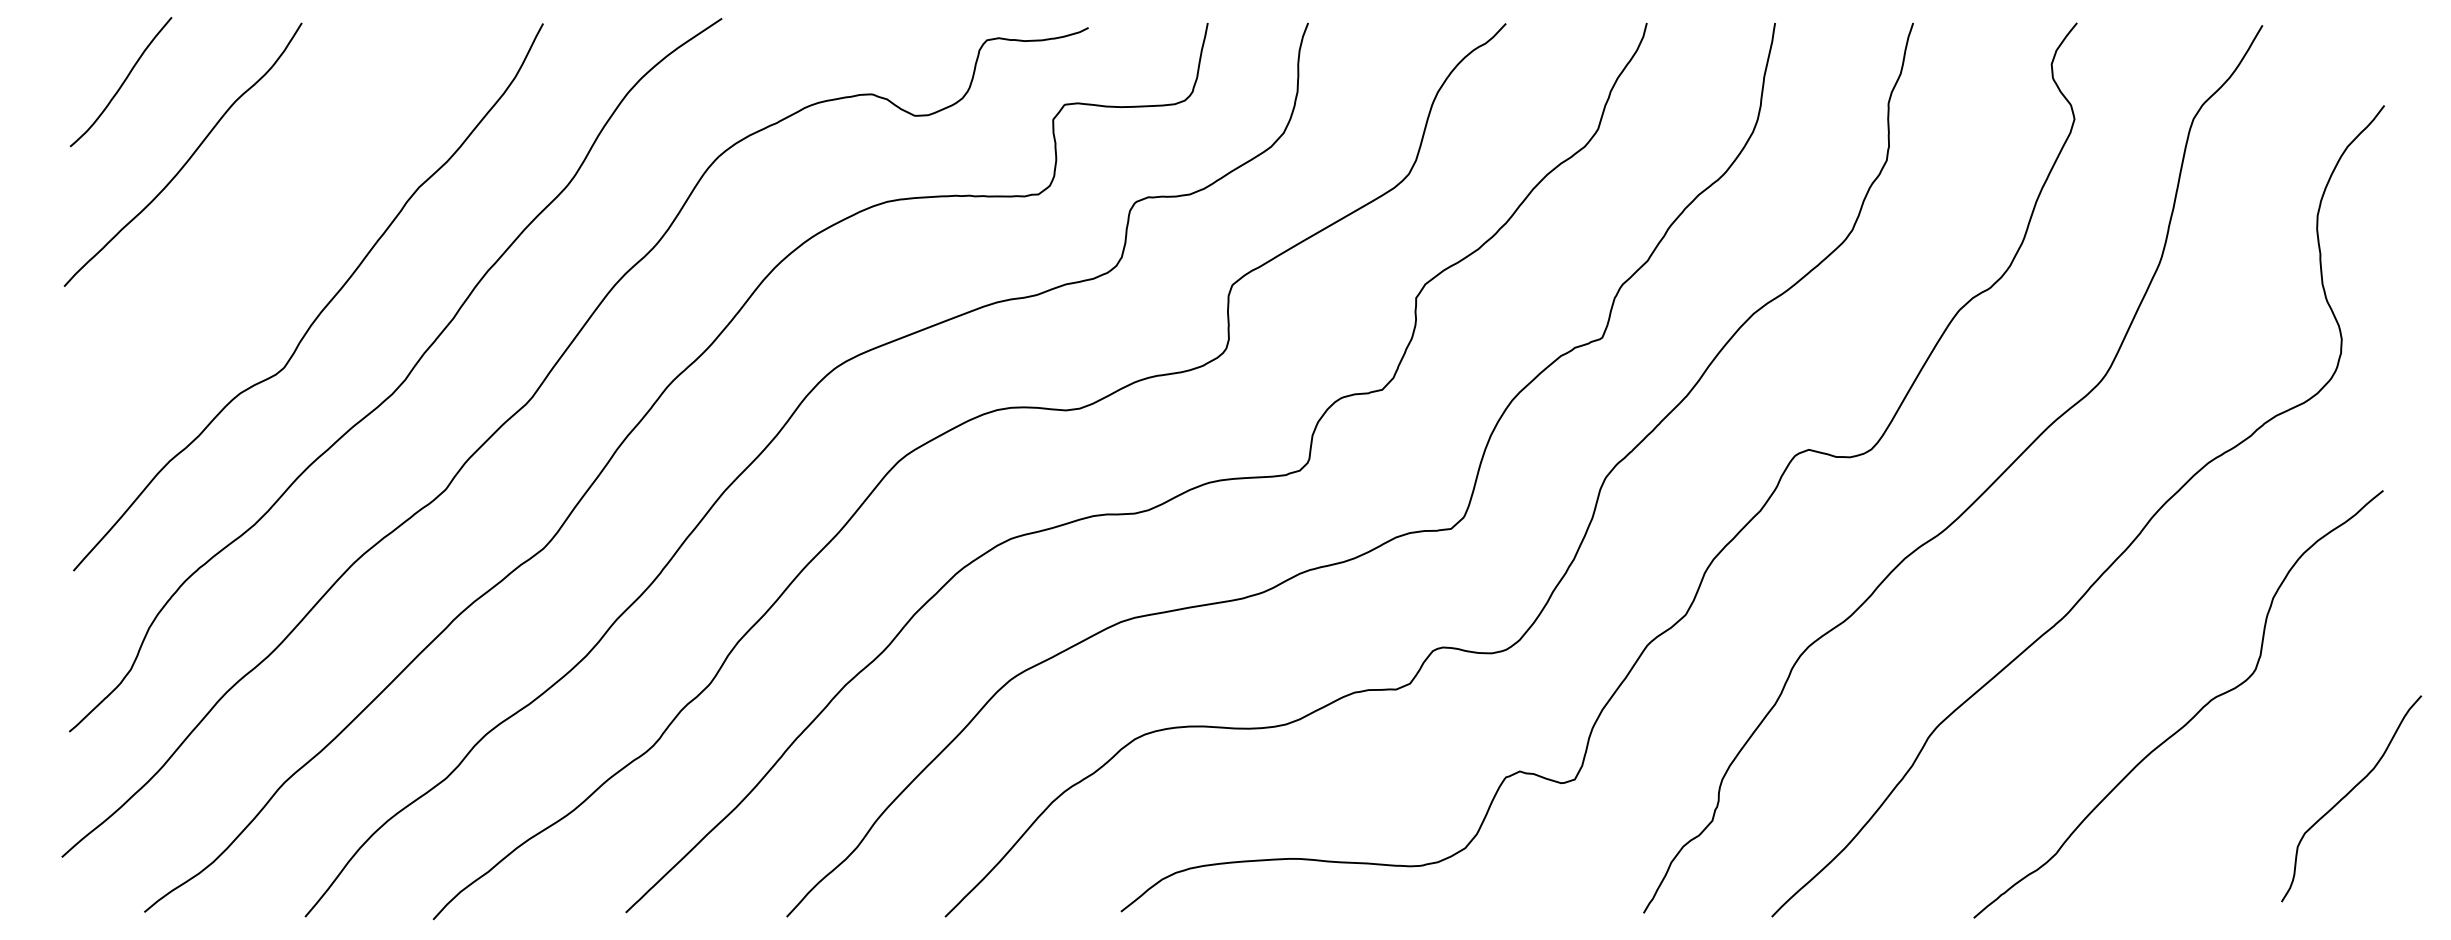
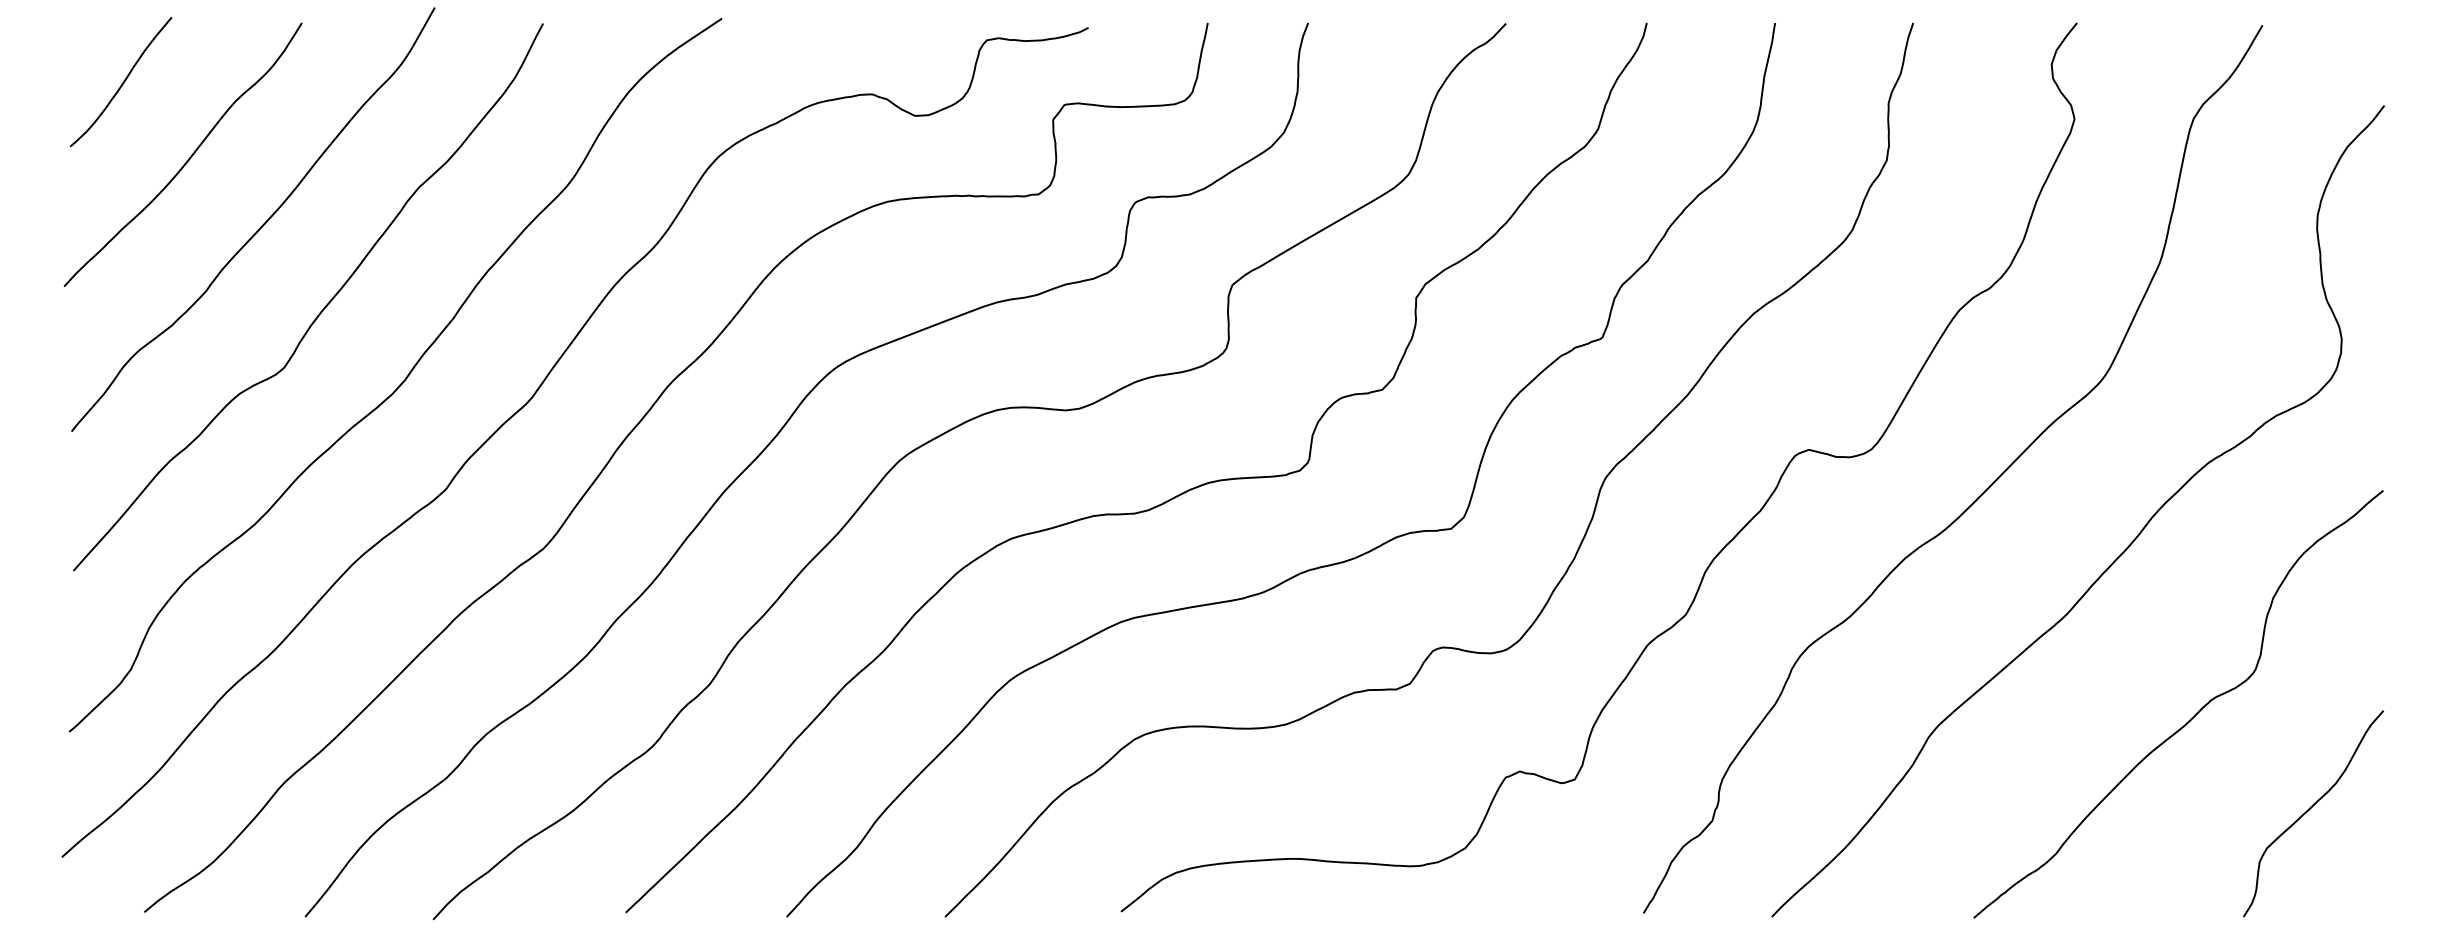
curve: none -> present (260, 226)
curve position: (2348, 794) -> (2310, 809) (2310, 809)
